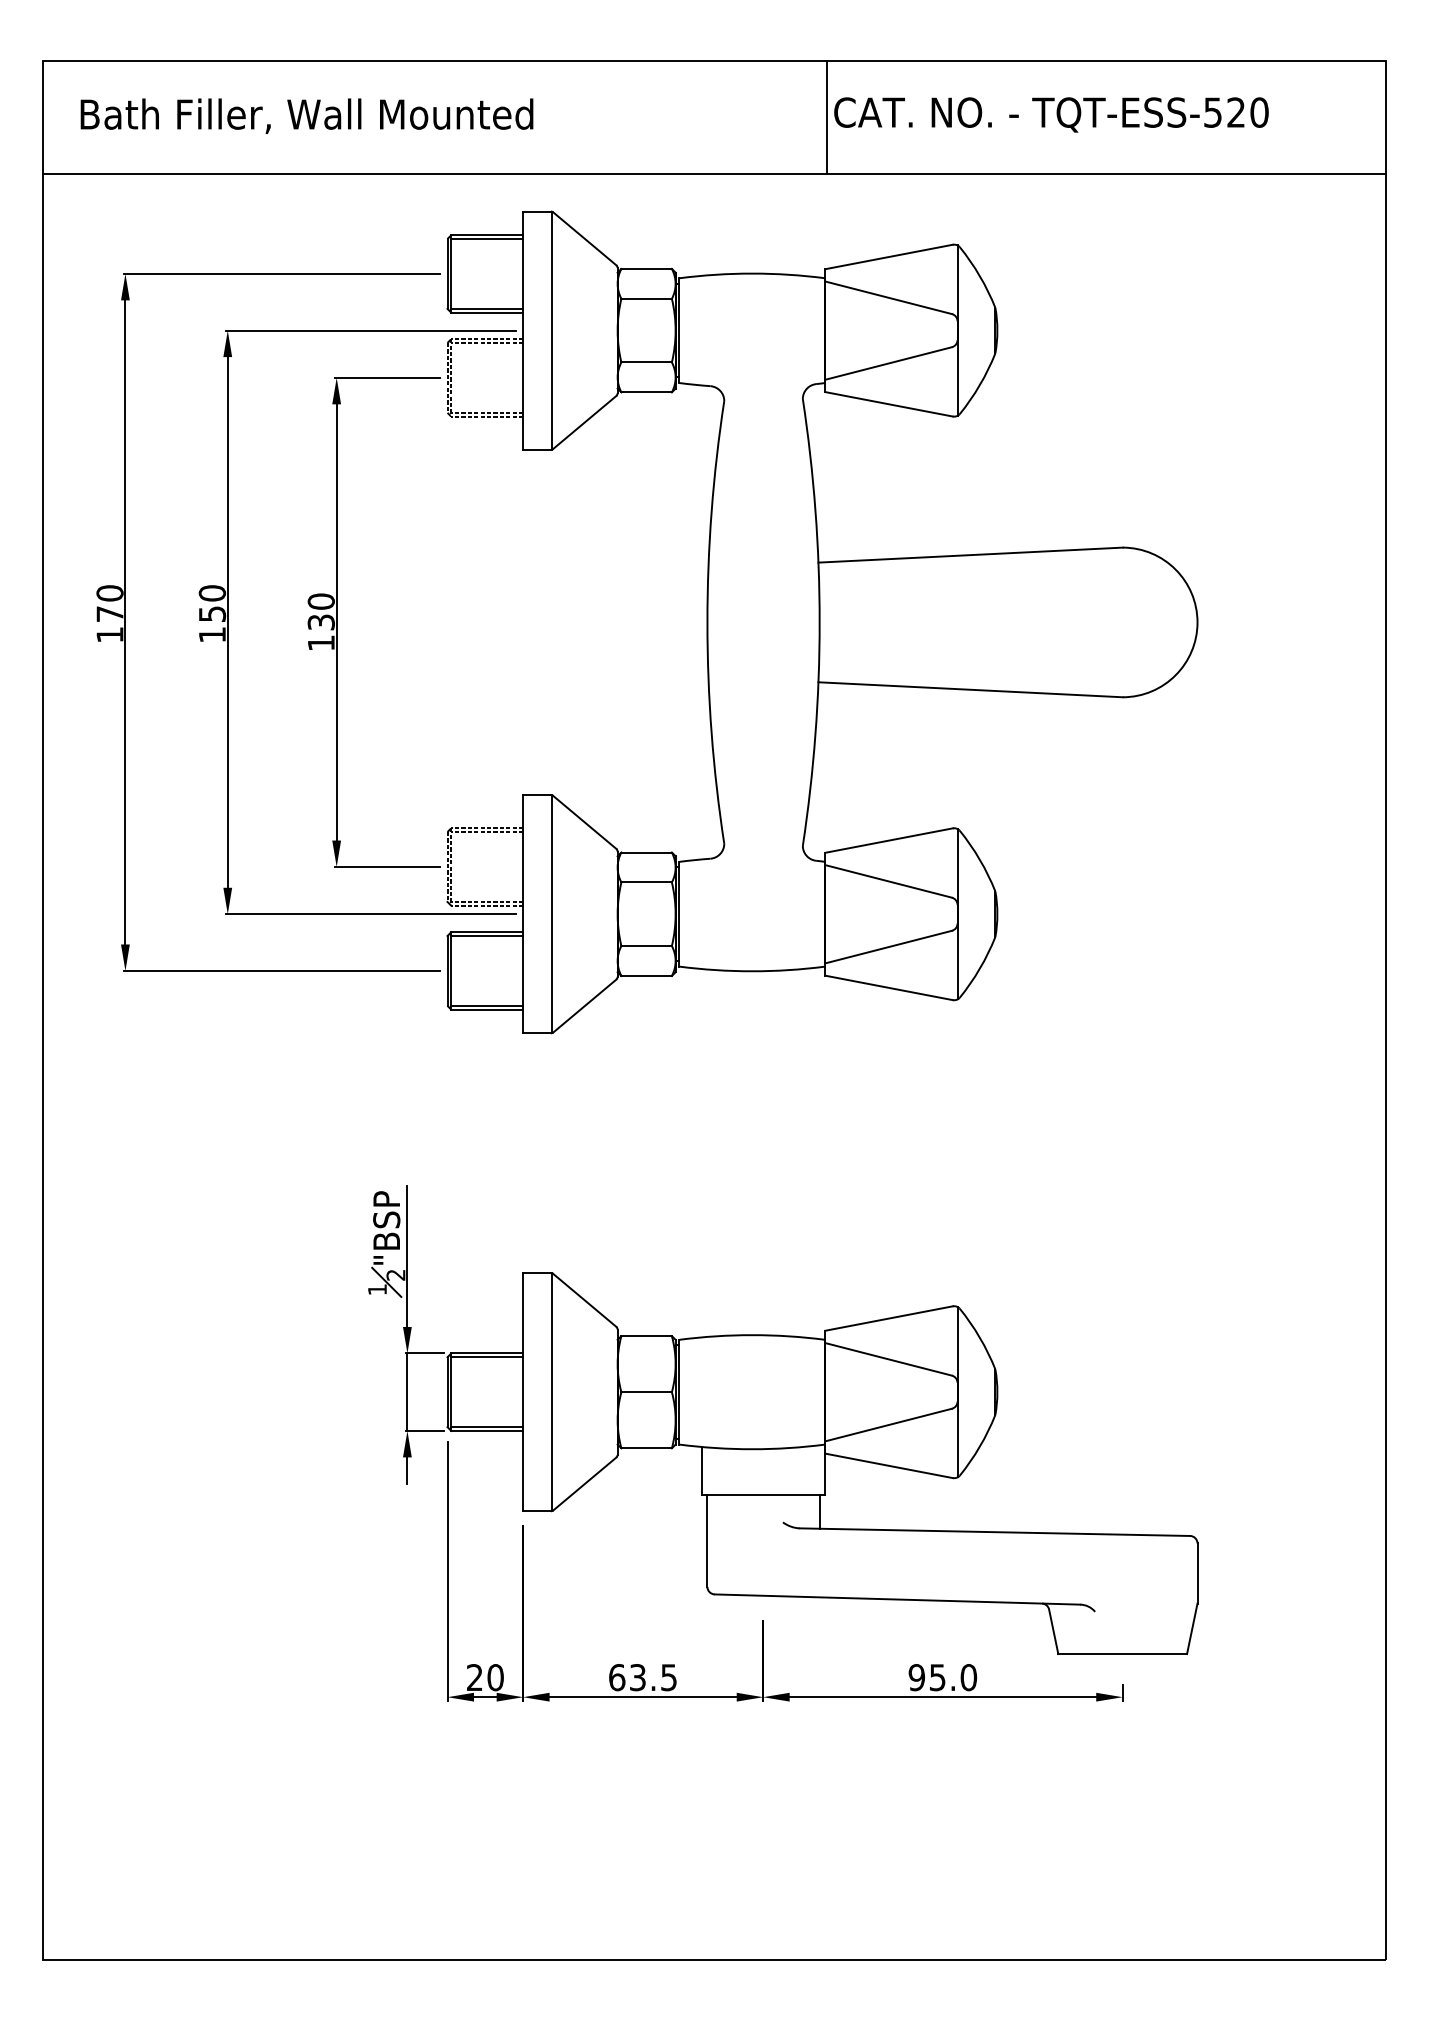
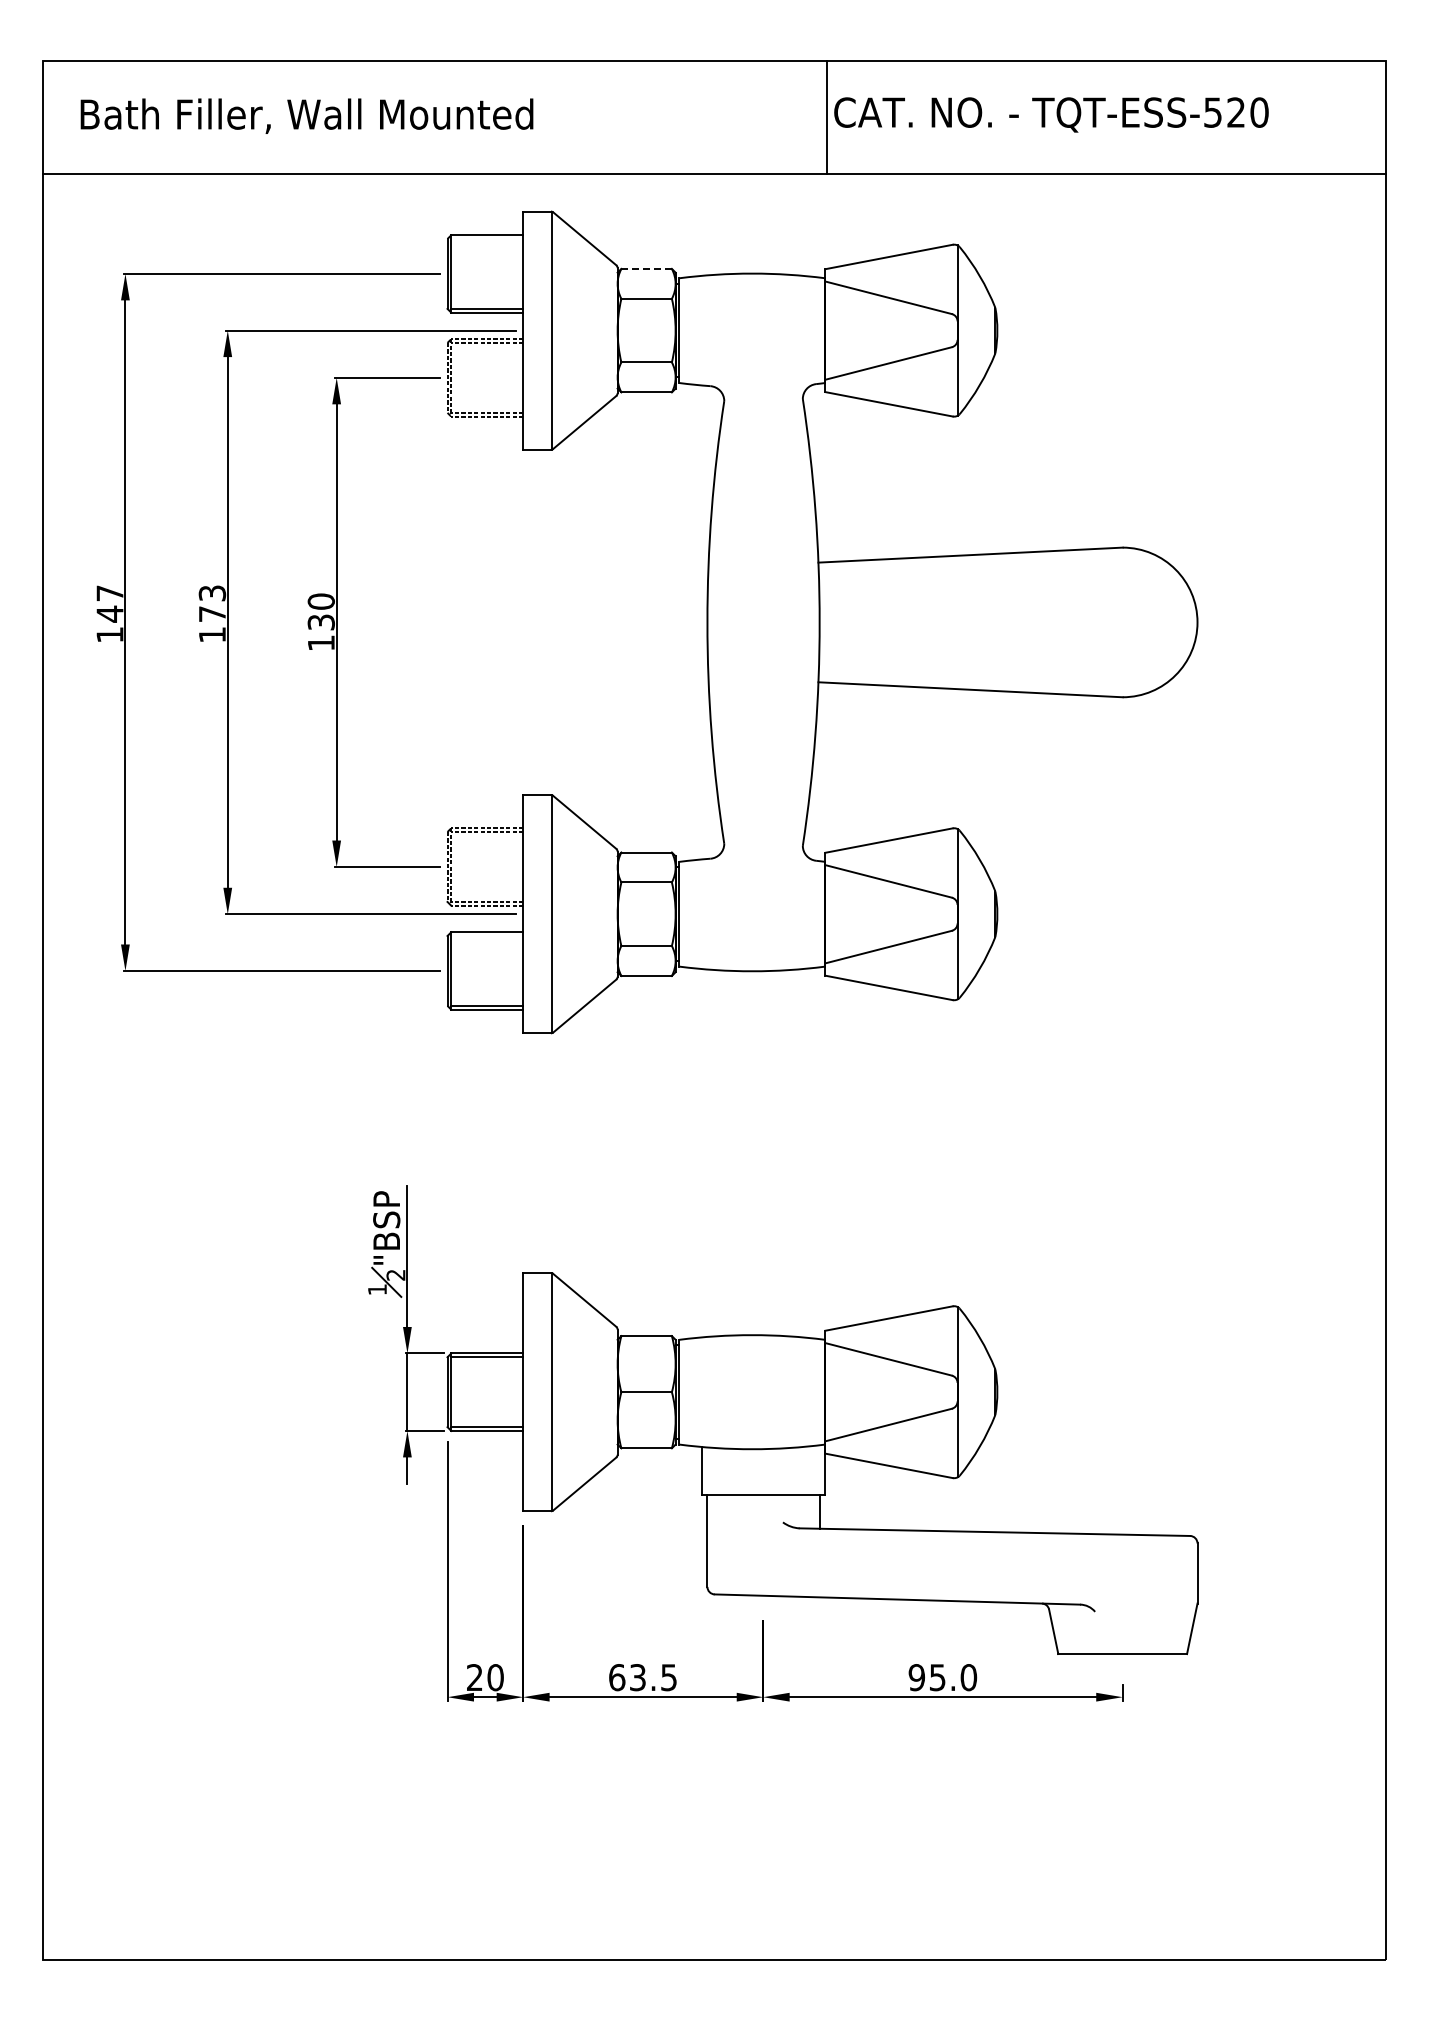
line: present -> none (487, 238)
line: solid -> dashed (646, 268)
text: 170 -> 147 (109, 603)
text: 150 -> 173 (212, 603)
line: present -> none (487, 935)
